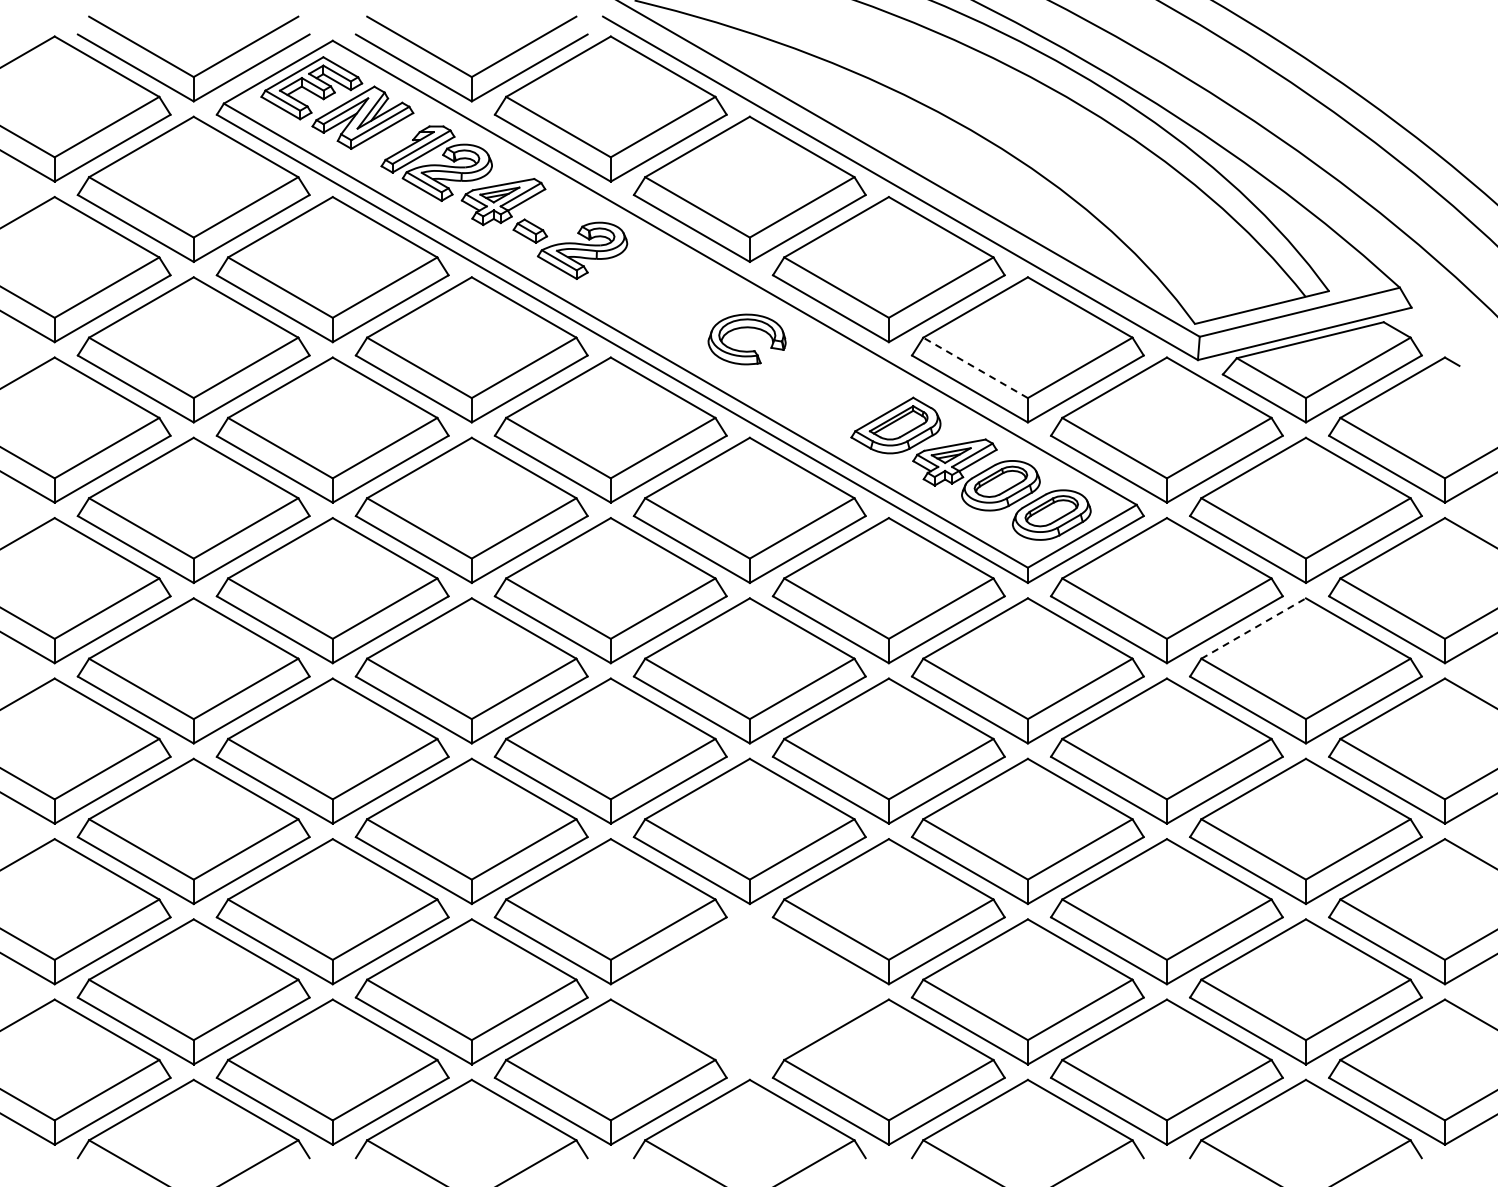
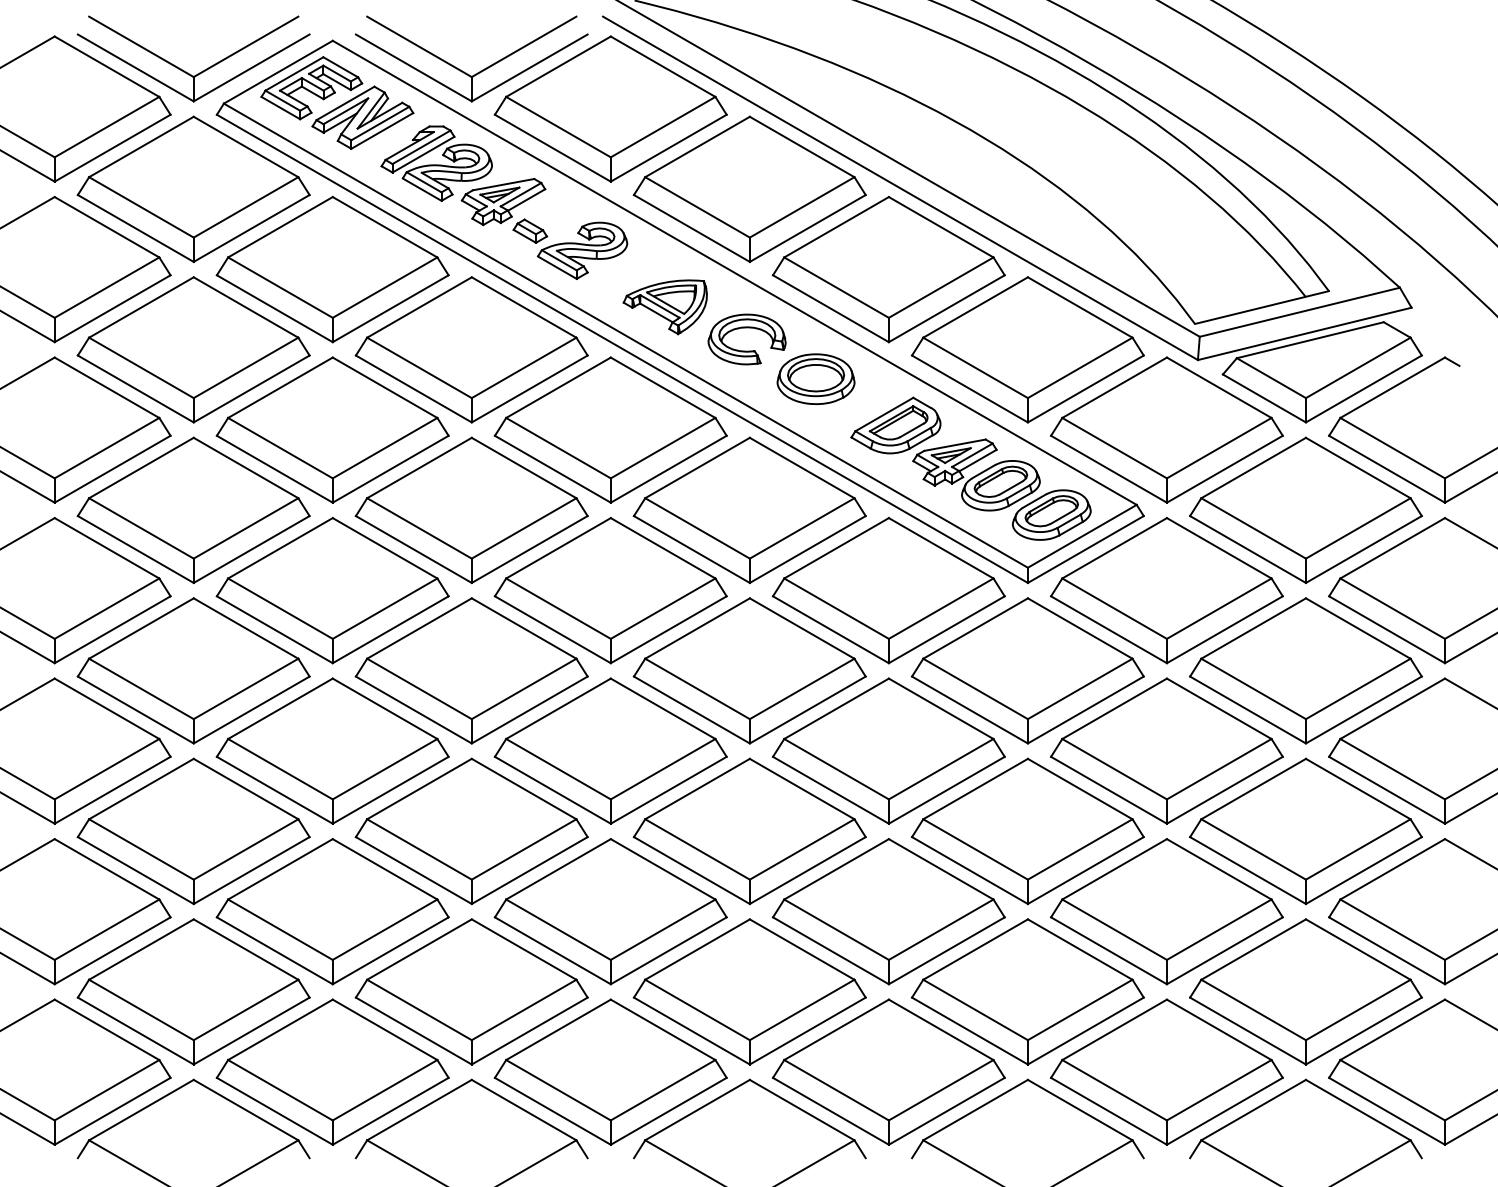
part: none -> present (664, 307)
line: dashed -> solid (975, 367)
part: none -> present (815, 378)
line: dashed -> solid (1254, 628)
part: none -> present (749, 991)
